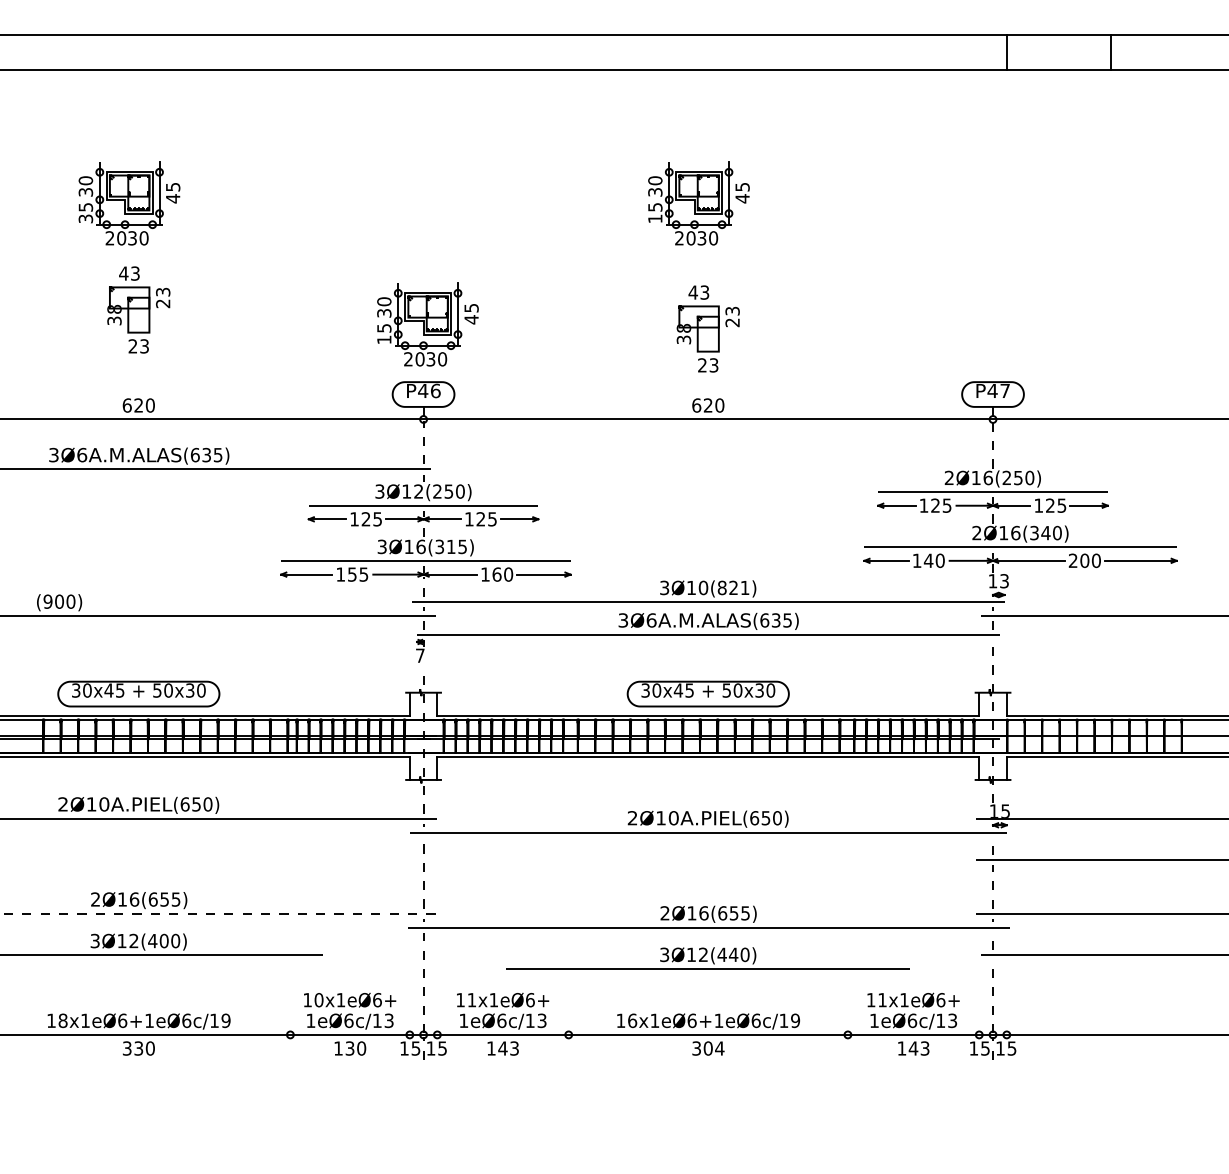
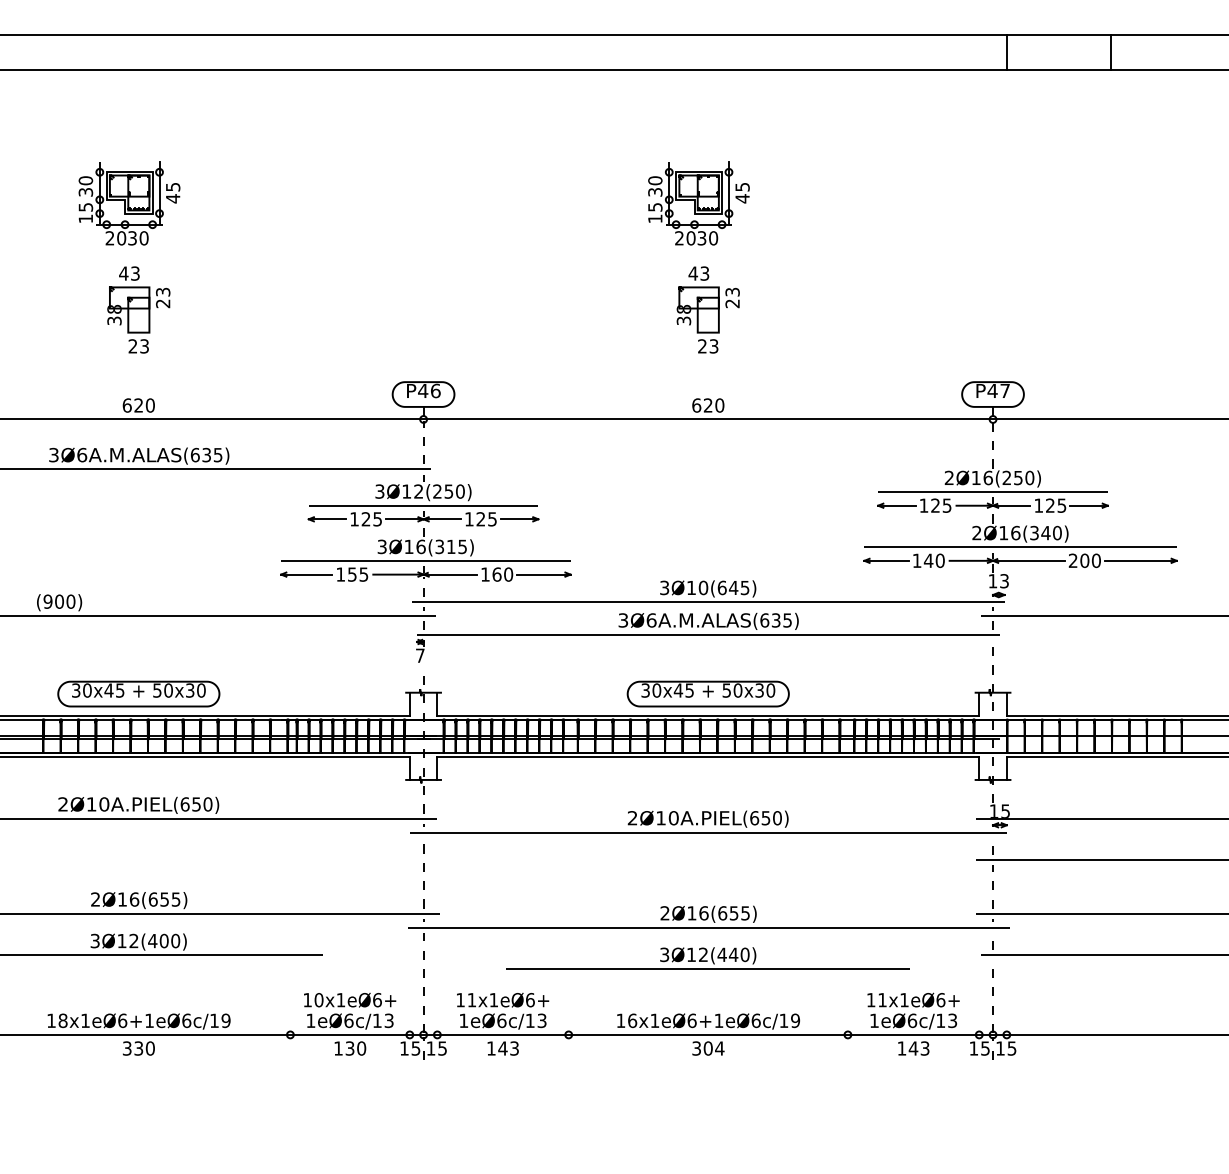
text: 35 -> 15 (85, 218)
part: present -> none (427, 324)
part position: (707, 328) -> (707, 309) (707, 309)
text: (821) -> (645) (733, 587)
line: dashed -> solid (220, 913)
